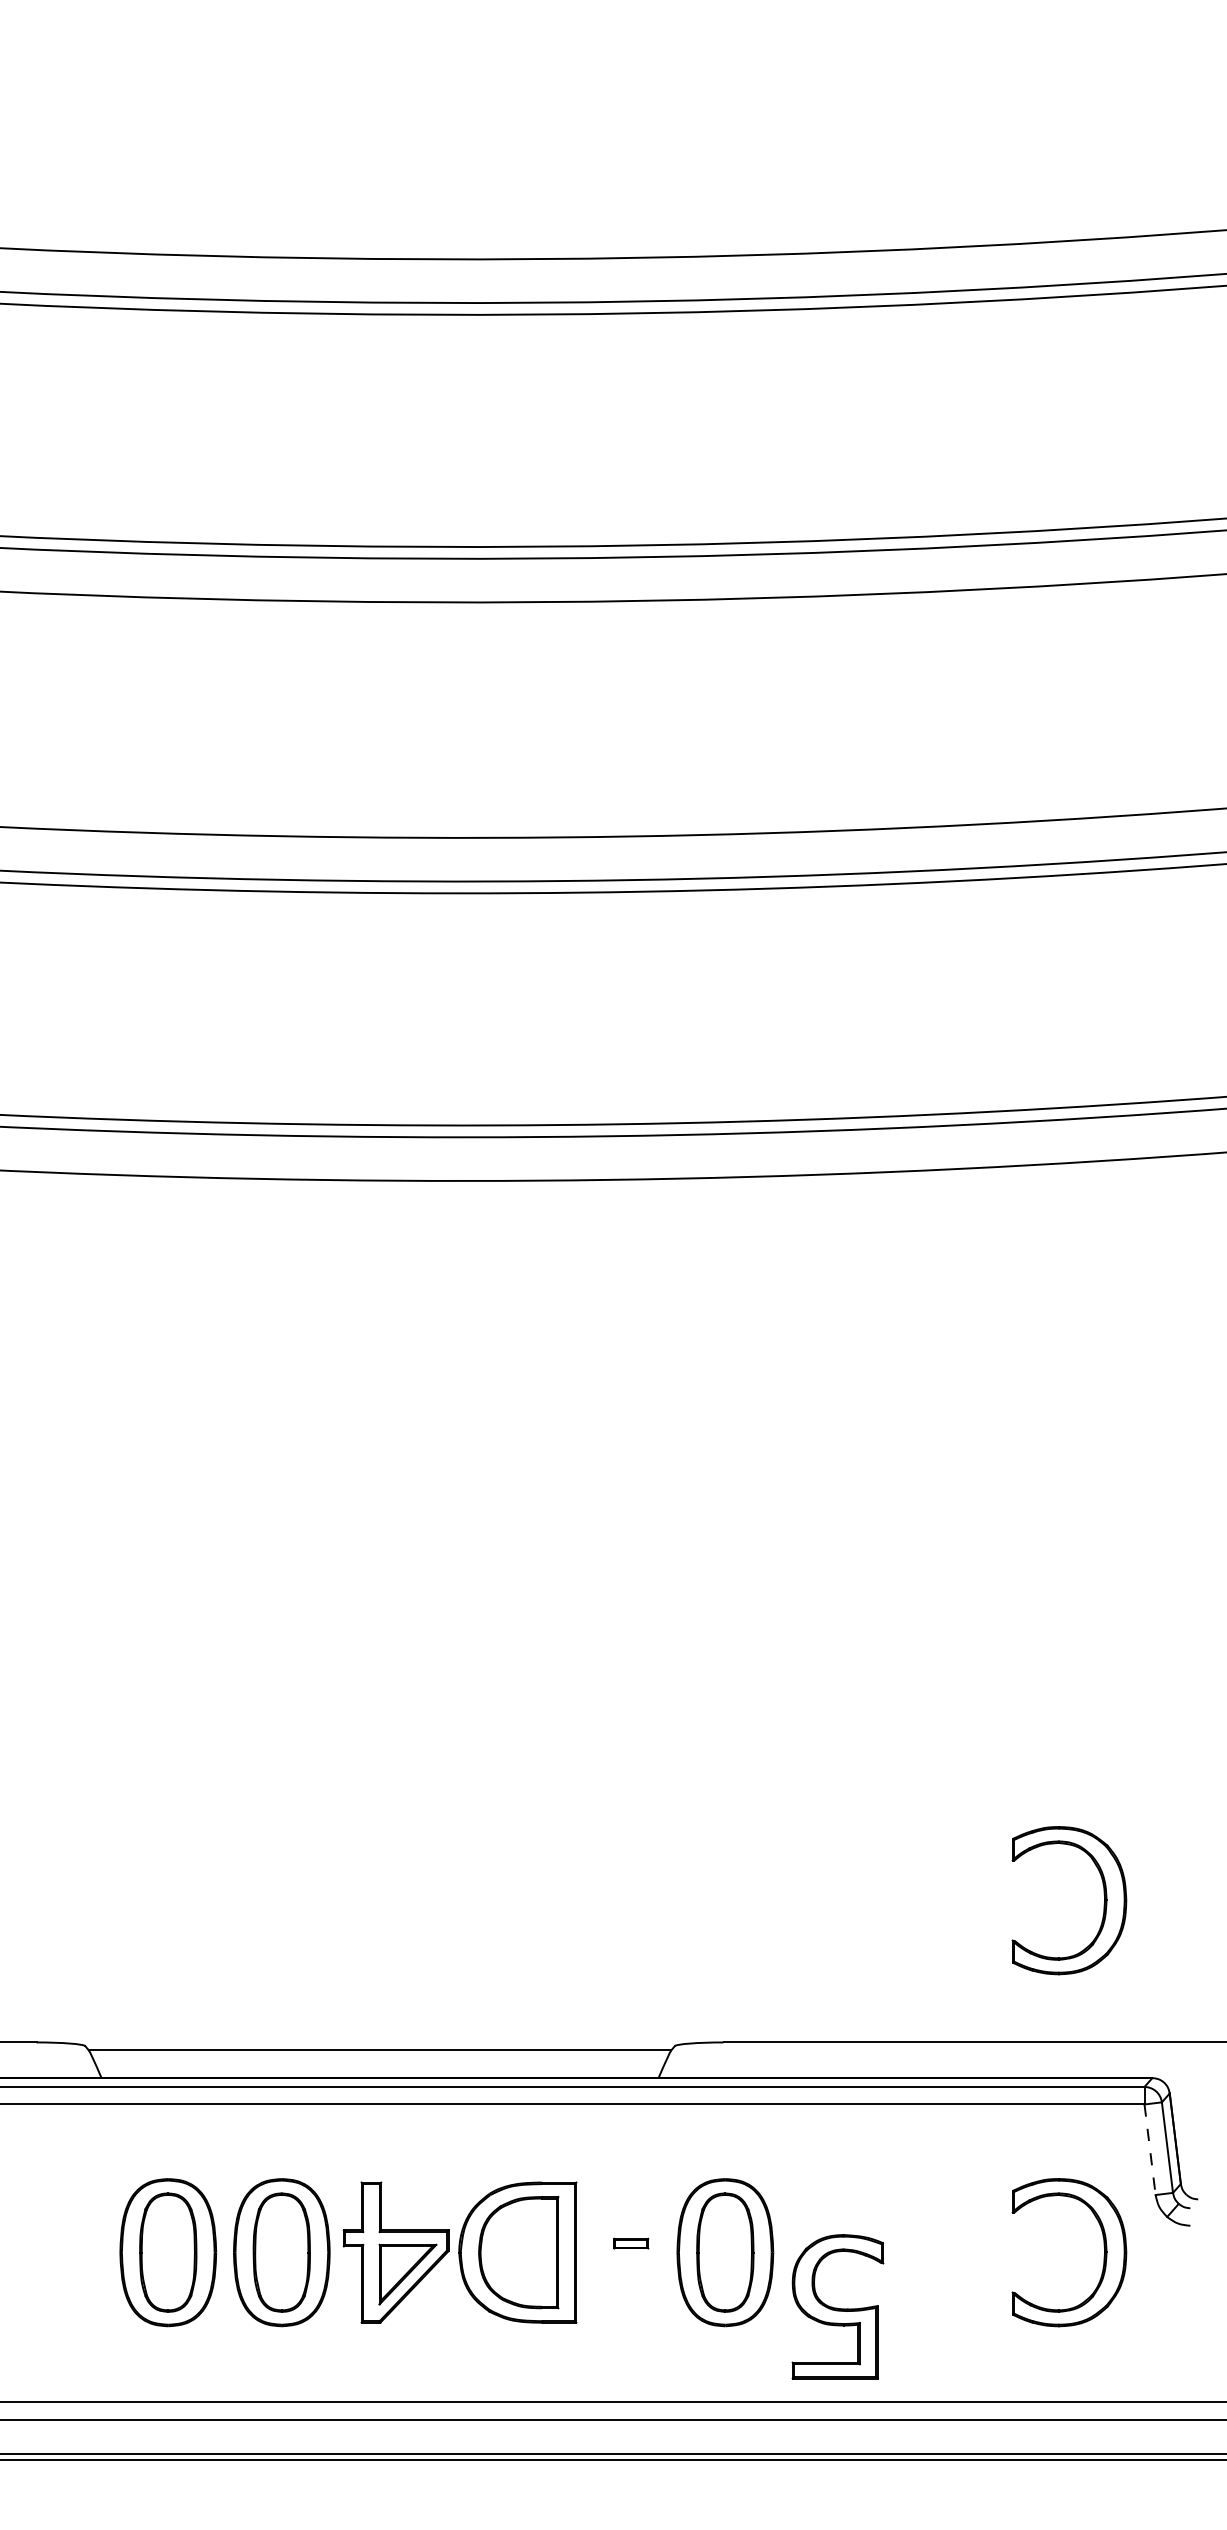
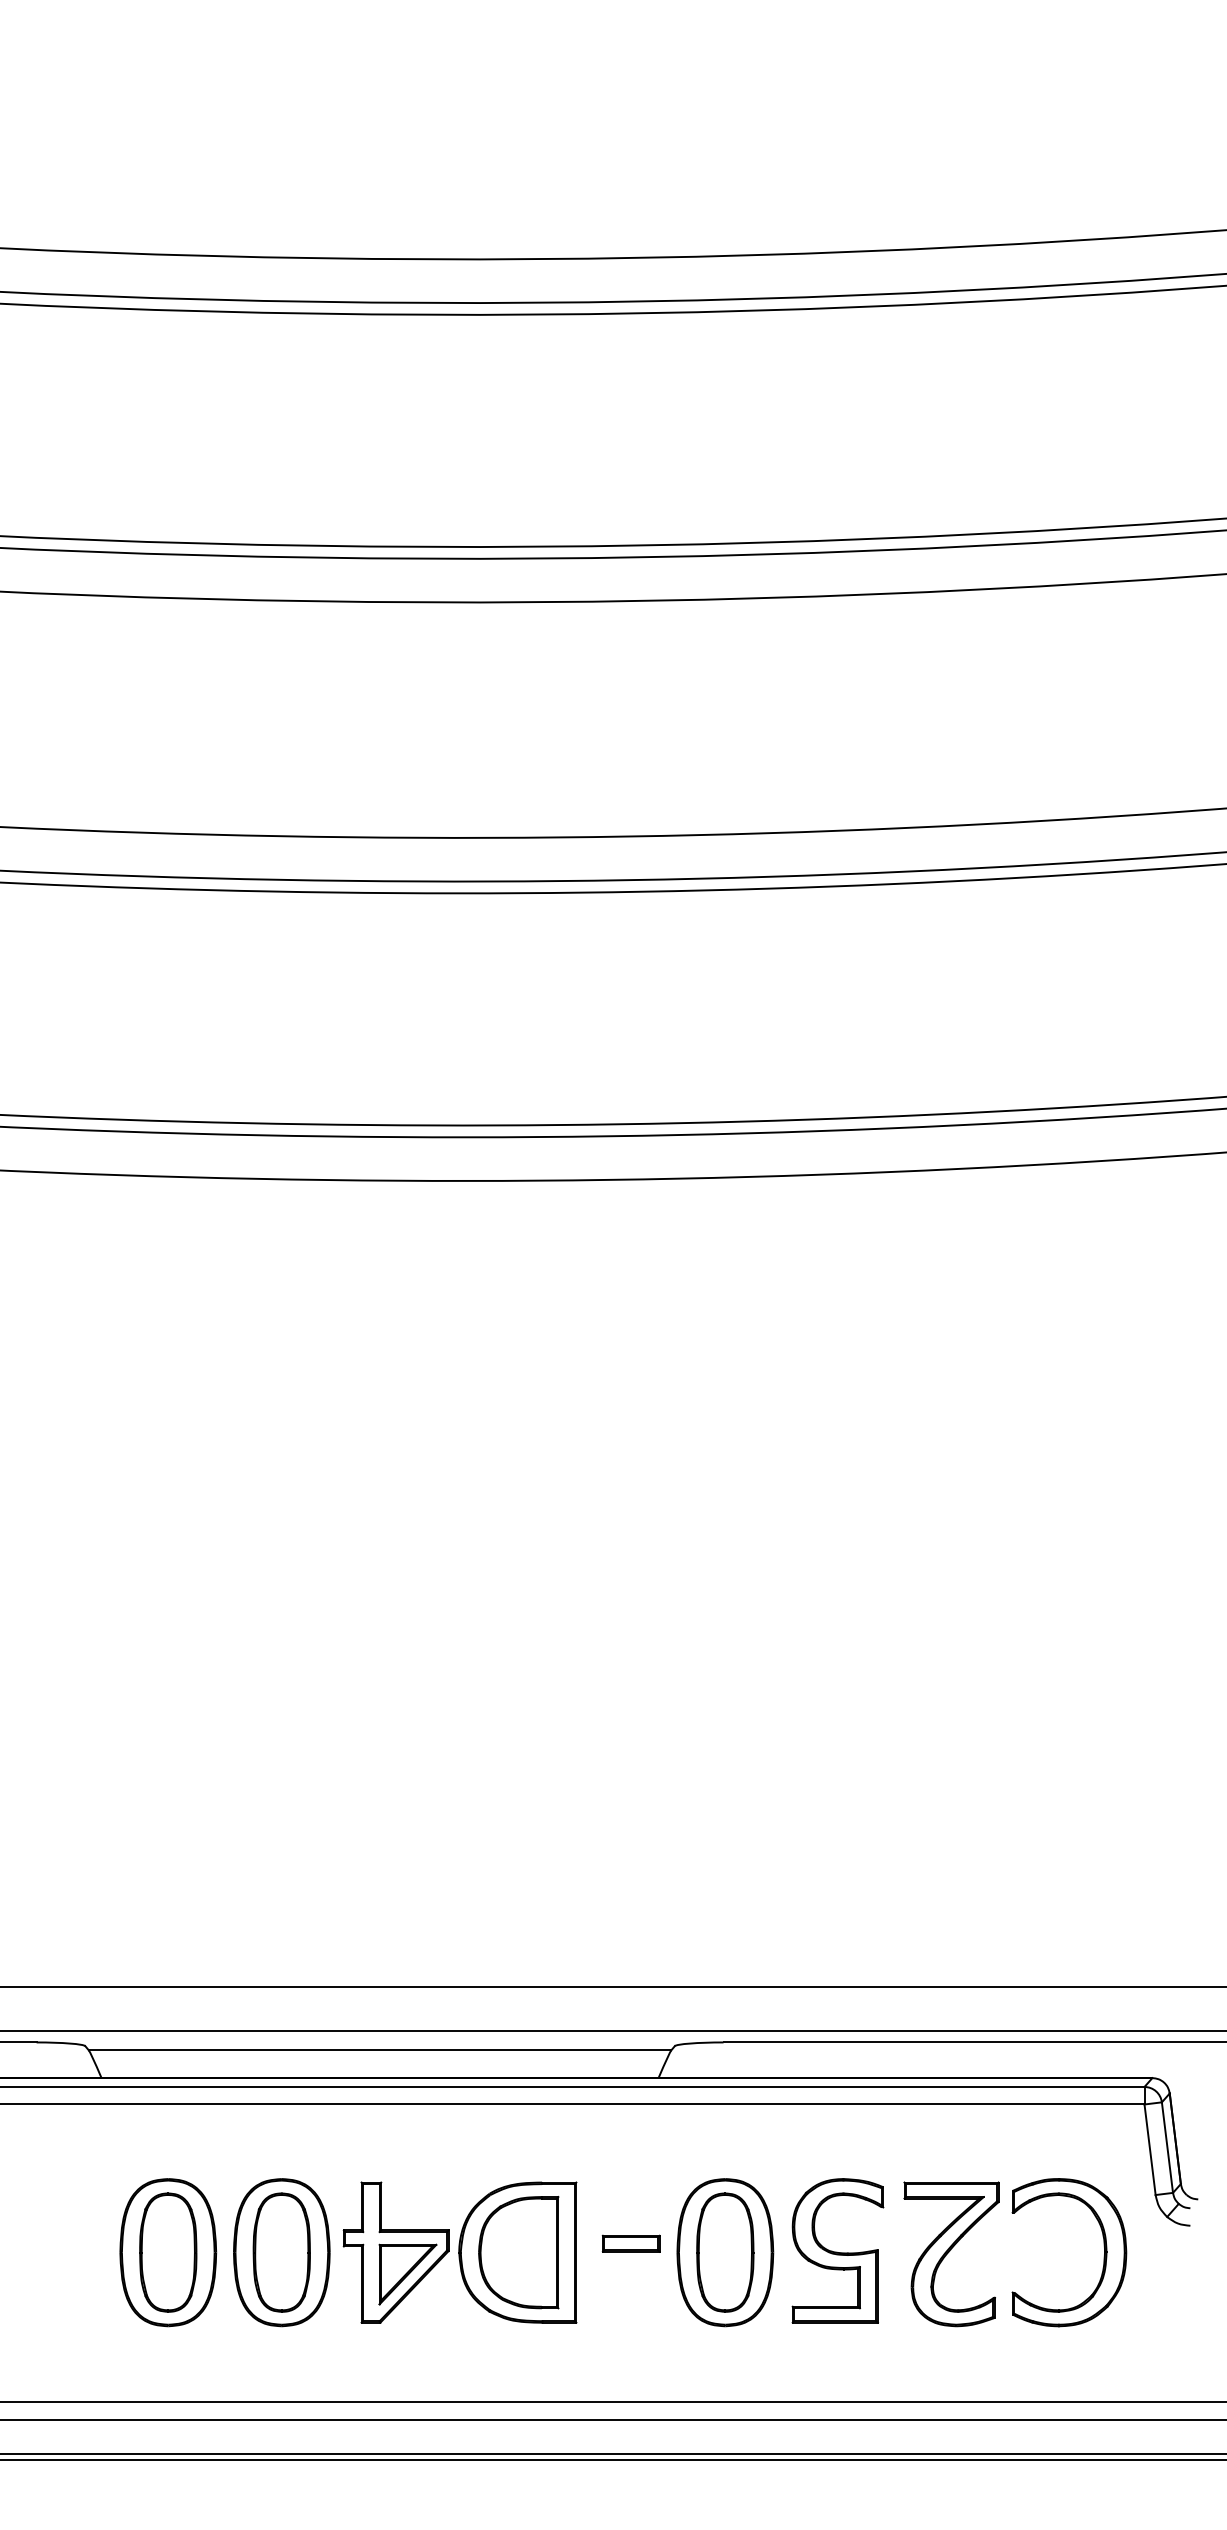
part: present -> none (1103, 1904)
line: none -> present (612, 1986)
line: none -> present (612, 2030)
line: dashed -> solid (1150, 2149)
part size: 37x13 px -> 60x19 px (630, 2243)
part: none -> present (951, 2254)
part position: (837, 2306) -> (837, 2250) (837, 2250)
